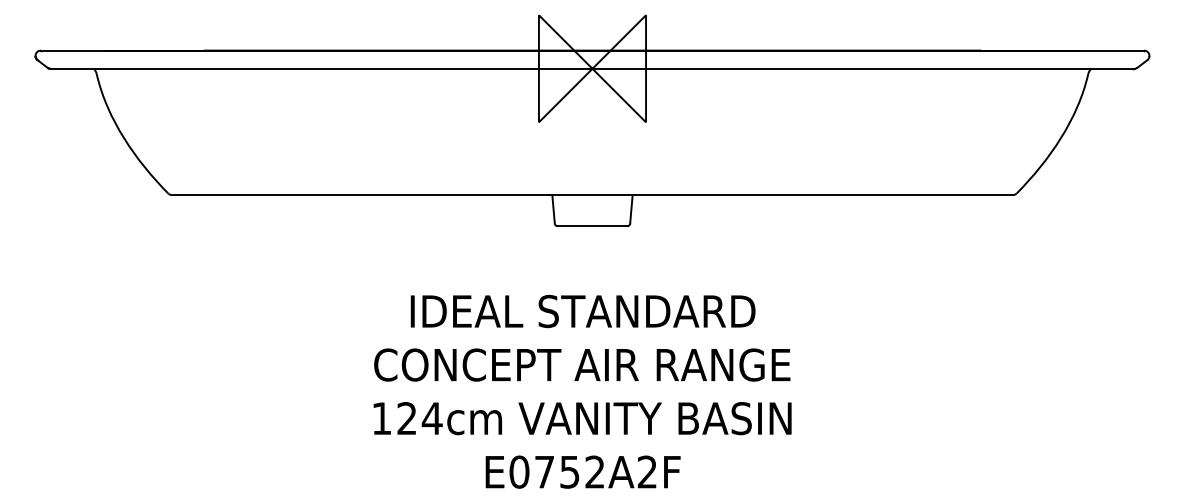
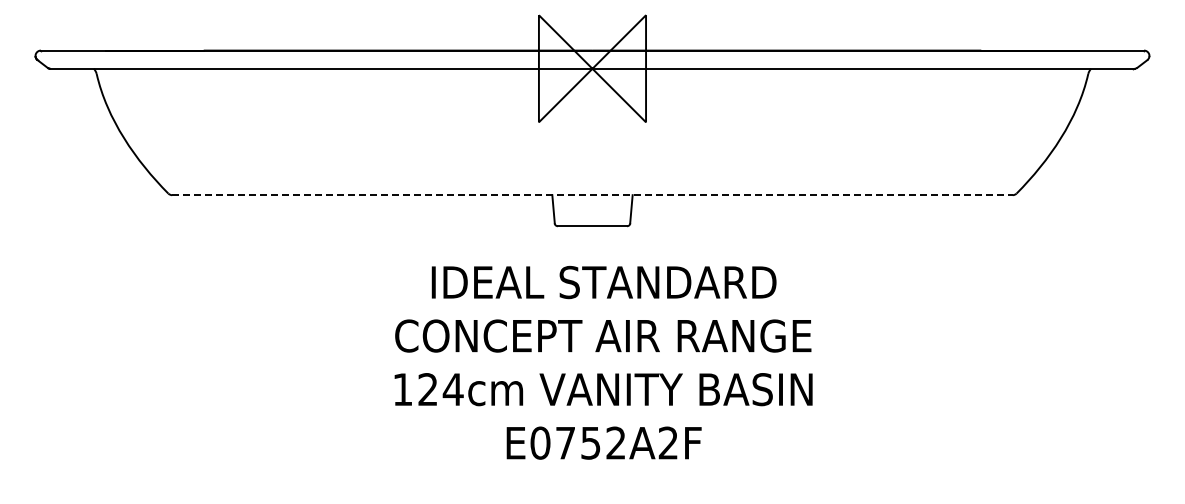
line: solid -> dashed (592, 195)
text position: (582, 391) -> (603, 362) (603, 362)
